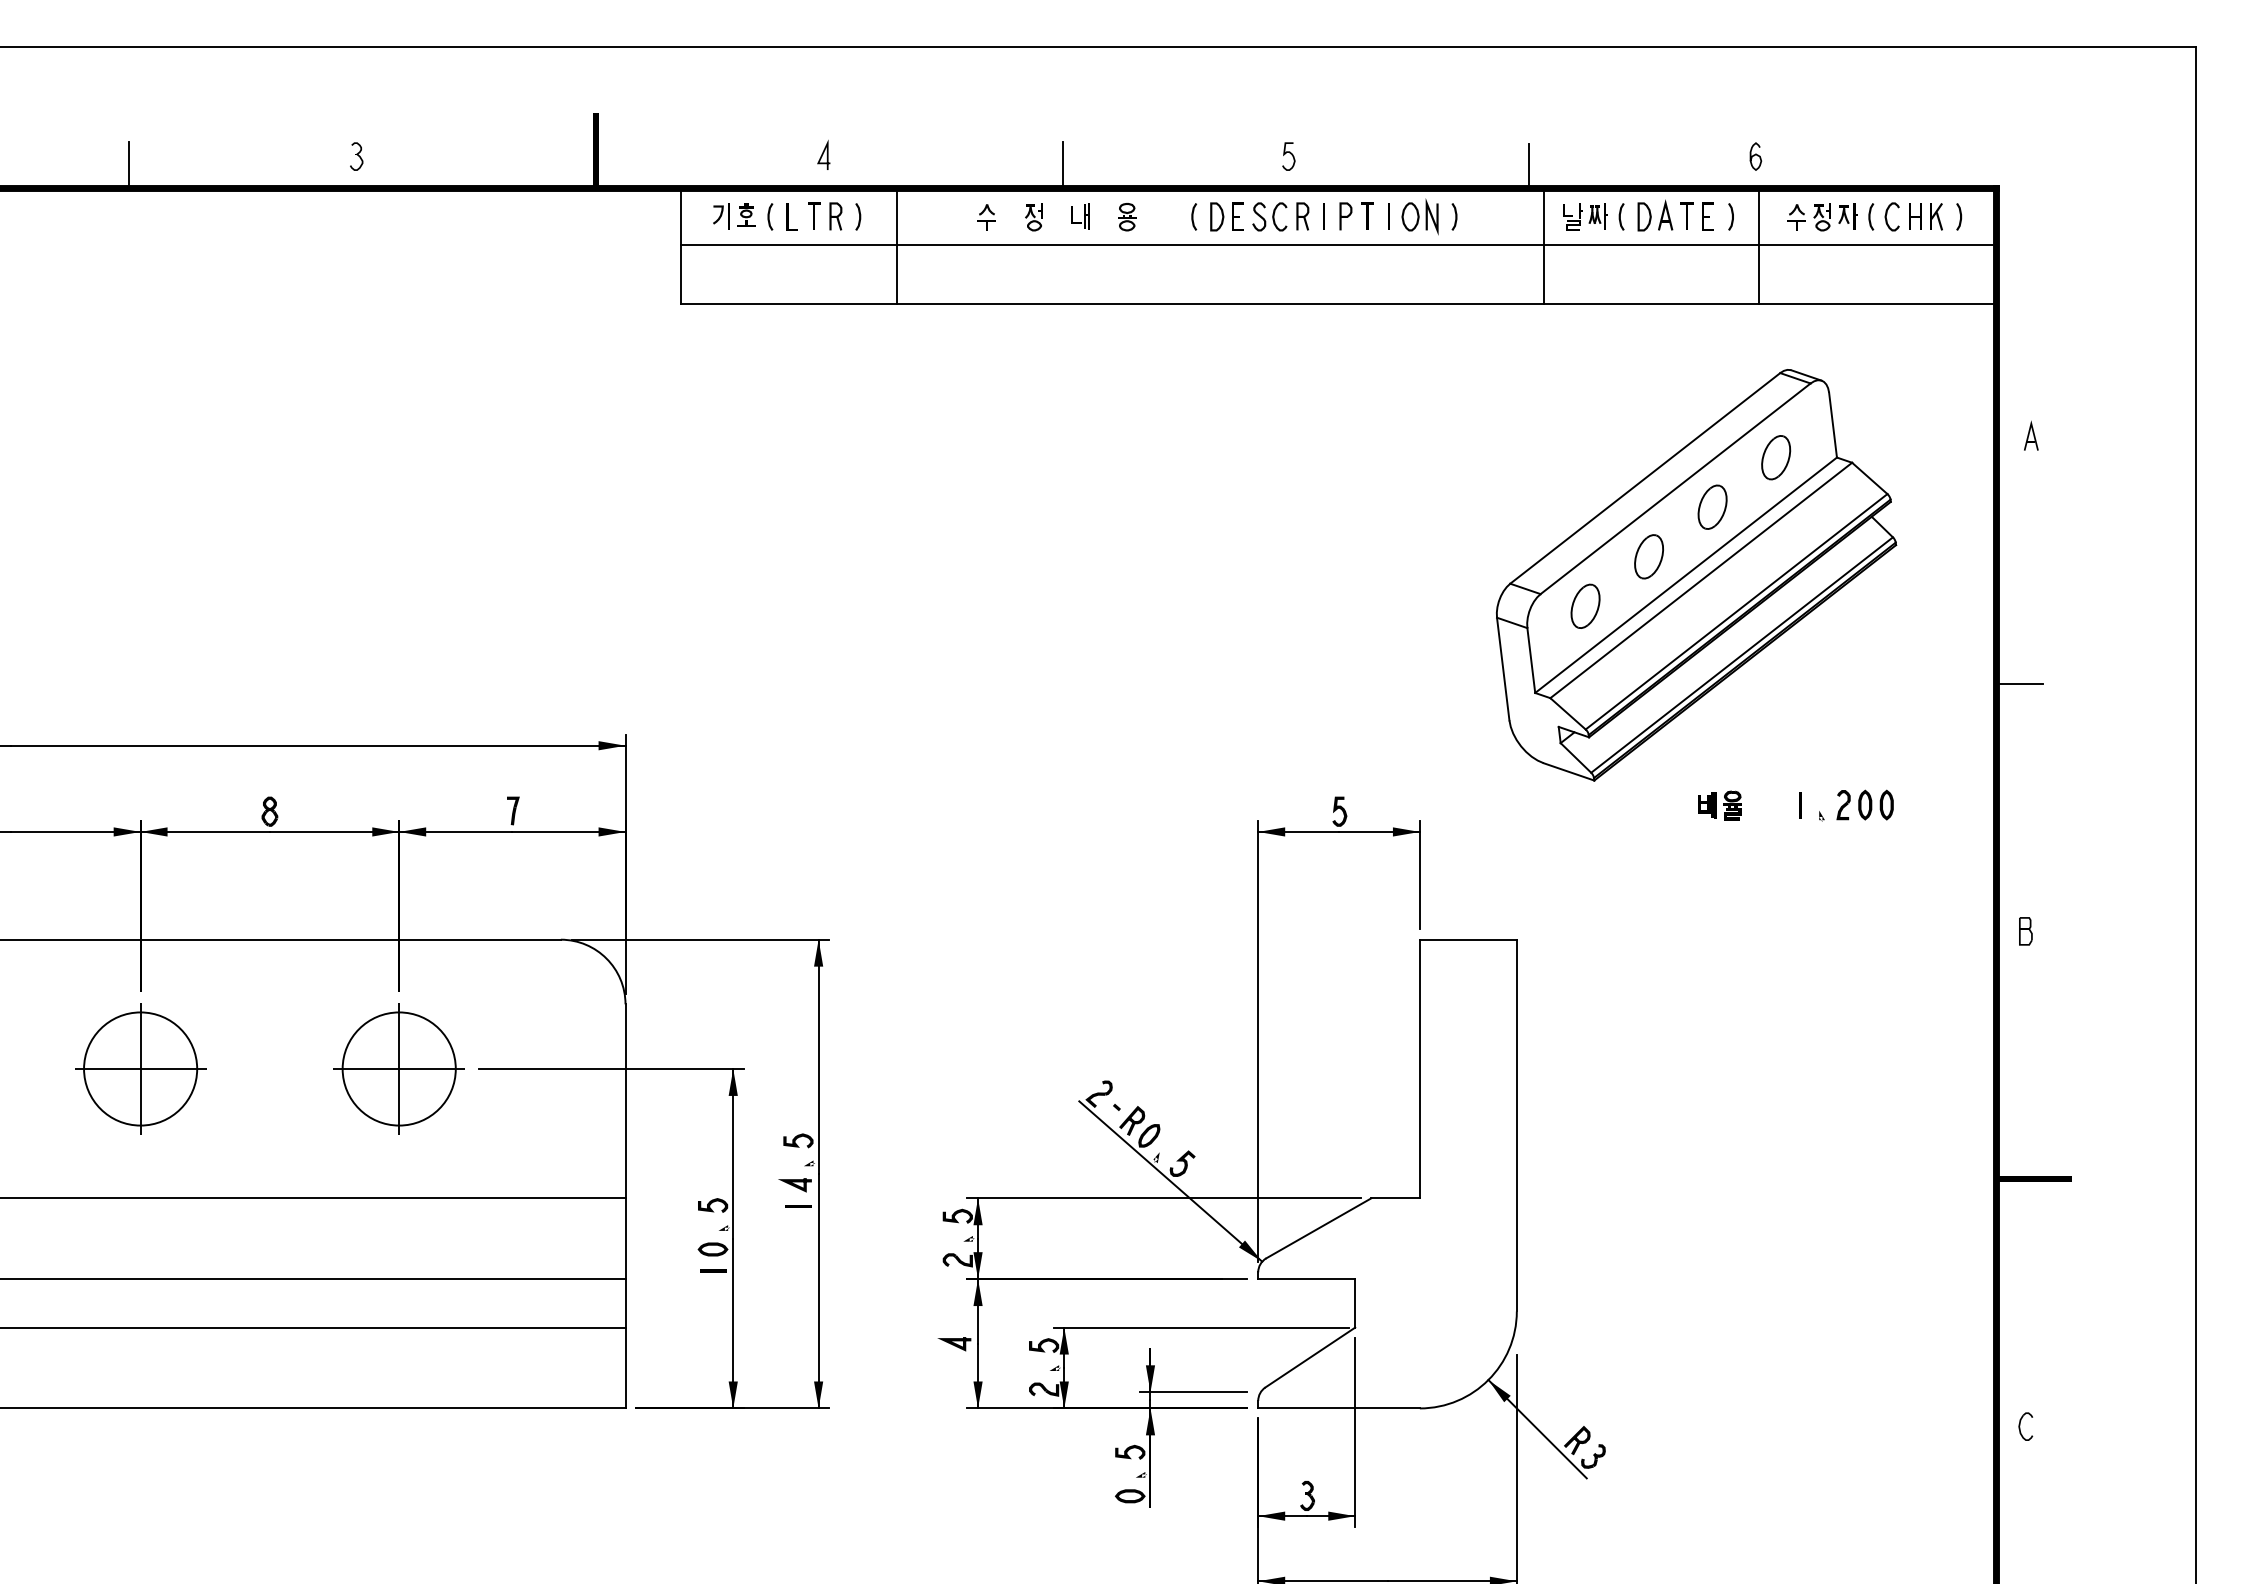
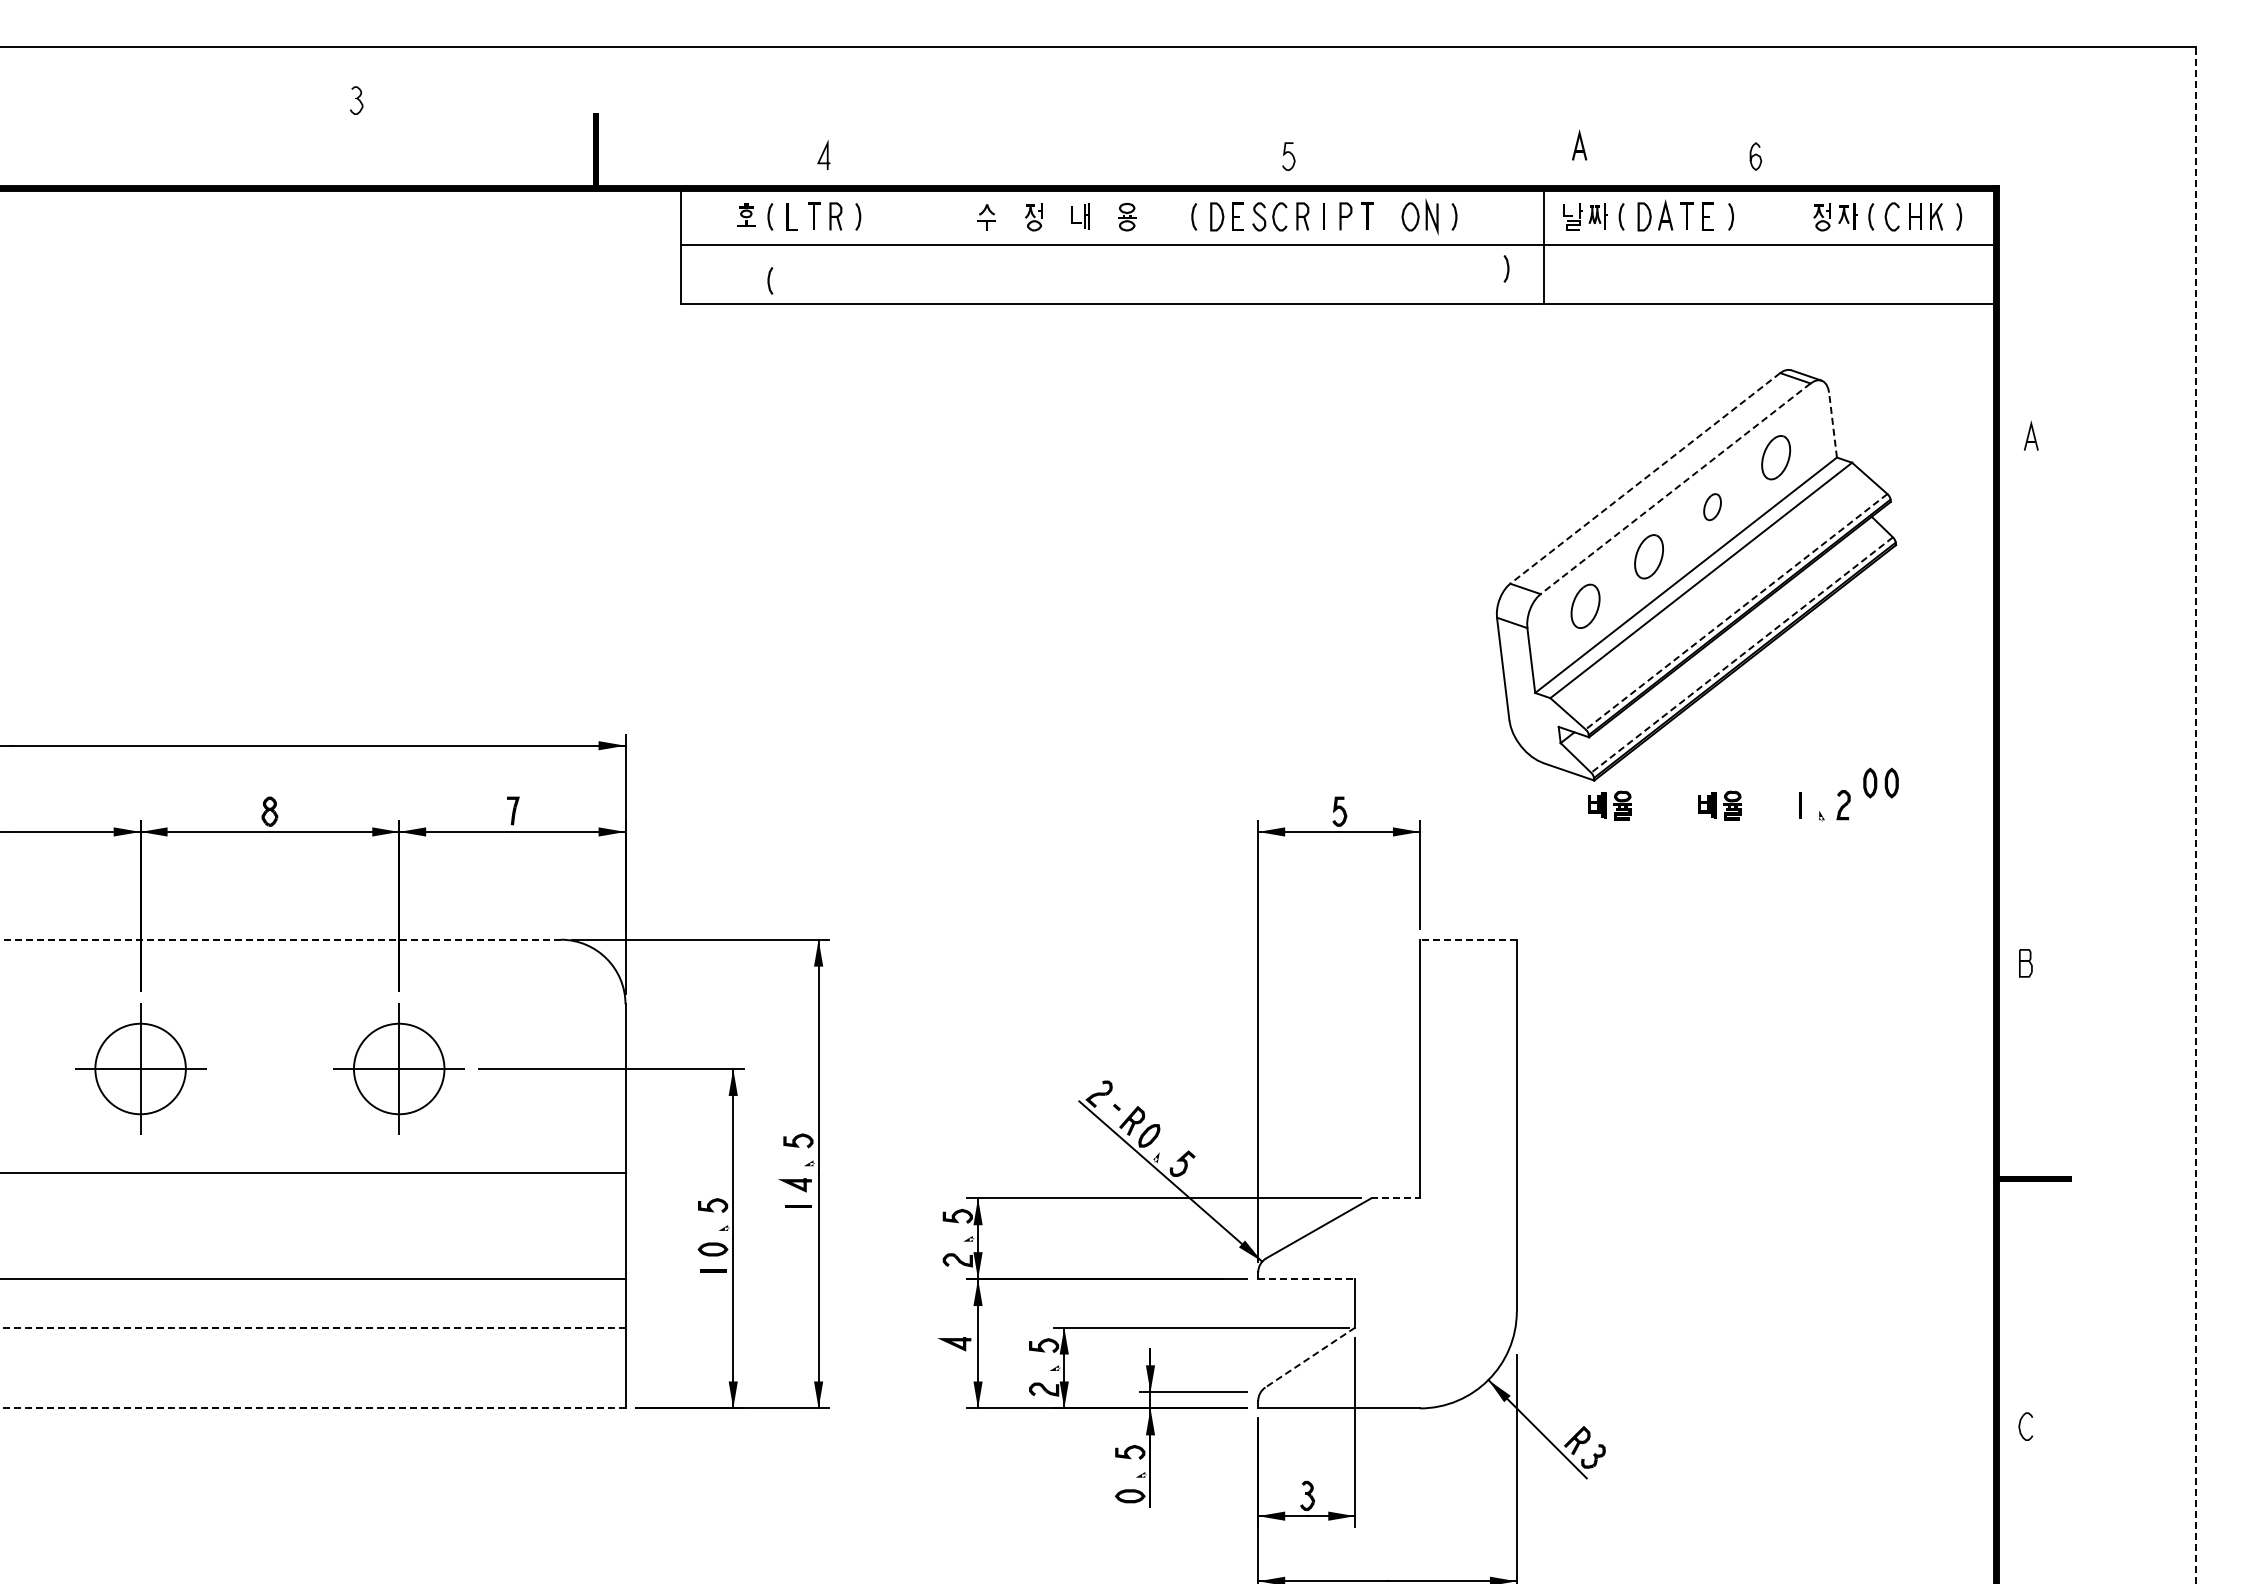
part: none -> present (1579, 144)
part position: (356, 156) -> (356, 100) (356, 100)
line: present -> none (129, 164)
line: present -> none (1062, 164)
line: present -> none (1529, 166)
part: present -> none (721, 216)
line: present -> none (1388, 216)
part: present -> none (1796, 217)
line: present -> none (896, 246)
line: present -> none (1759, 246)
curve: none -> present (1507, 268)
curve: none -> present (769, 280)
line: solid -> dashed (1833, 425)
line: solid -> dashed (1644, 478)
line: solid -> dashed (1675, 489)
part size: 31x46 px -> 19x28 px (1712, 506)
line: solid -> dashed (1736, 612)
line: solid -> dashed (1741, 655)
line: present -> none (2019, 683)
part position: (1875, 804) -> (1880, 782) (1880, 782)
part: none -> present (1609, 805)
line: solid -> dashed (2196, 815)
part position: (2025, 931) -> (2025, 963) (2025, 963)
line: solid -> dashed (280, 939)
line: solid -> dashed (1467, 939)
circle diameter: 113 px -> 91 px (140, 1068)
circle diameter: 113 px -> 91 px (398, 1068)
line position: (313, 1198) -> (313, 1173) (313, 1173)
line: solid -> dashed (1396, 1198)
line: solid -> dashed (1307, 1279)
line: solid -> dashed (312, 1327)
line: solid -> dashed (1310, 1357)
line: solid -> dashed (312, 1408)
